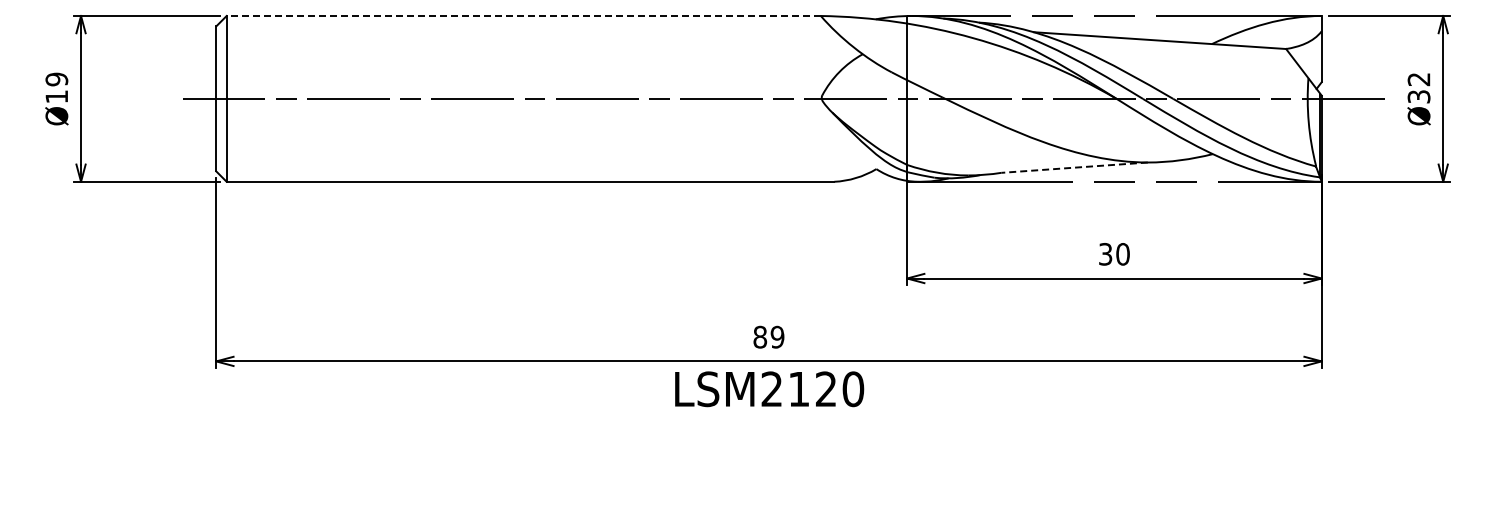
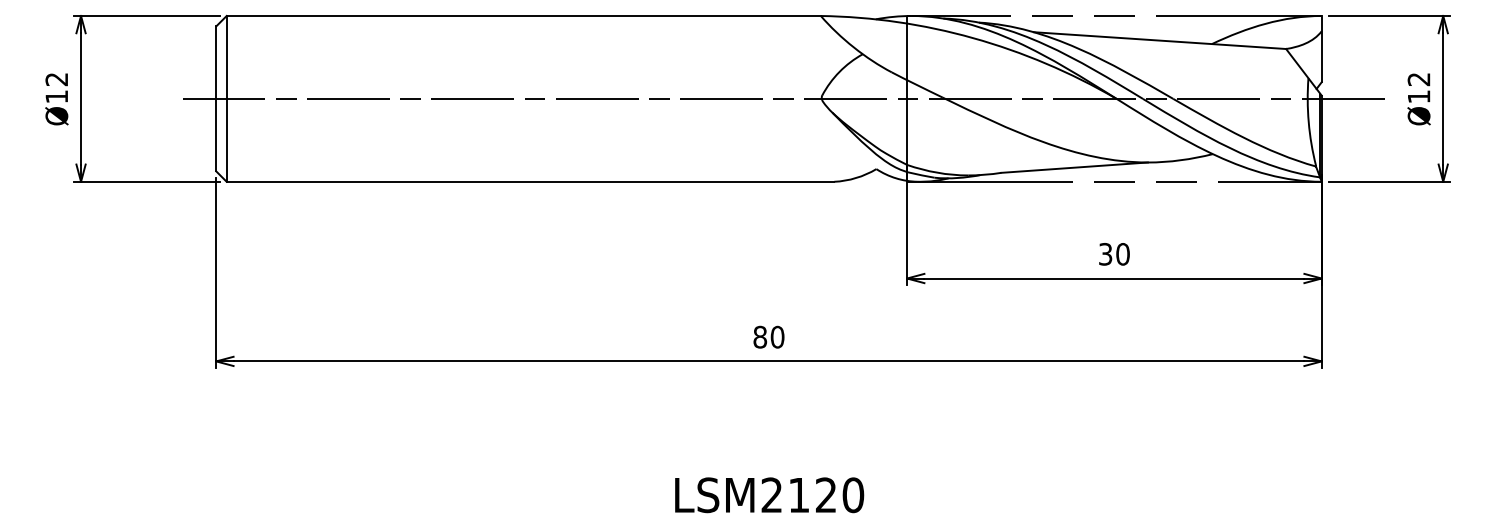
line: dashed -> solid (523, 16)
text: Ø19 -> Ø12 (56, 79)
text: Ø32 -> Ø12 (1418, 96)
line: dashed -> solid (1074, 167)
text: 89 -> 80 (777, 337)
text position: (769, 389) -> (769, 495) (769, 495)
